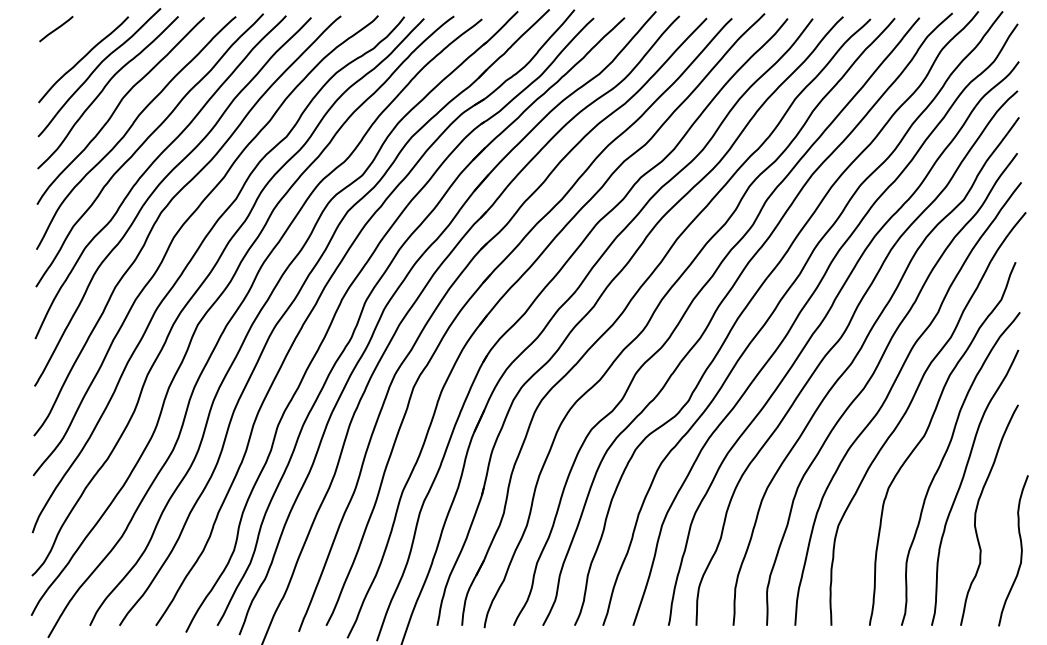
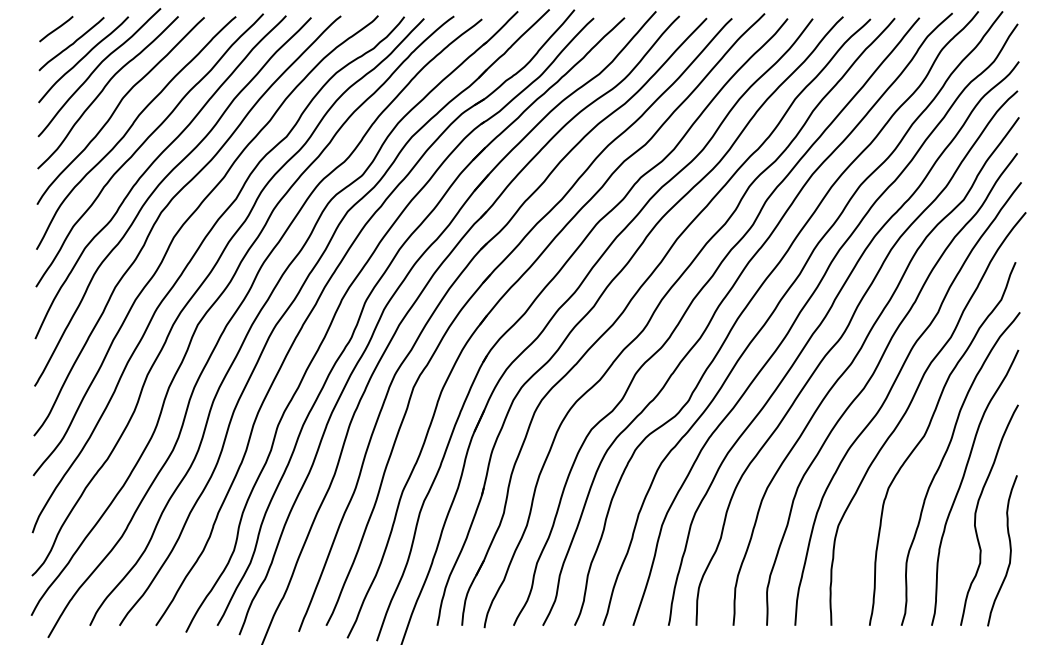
line: none -> present (71, 44)
curve position: (1020, 548) -> (1009, 548) (1009, 548)
